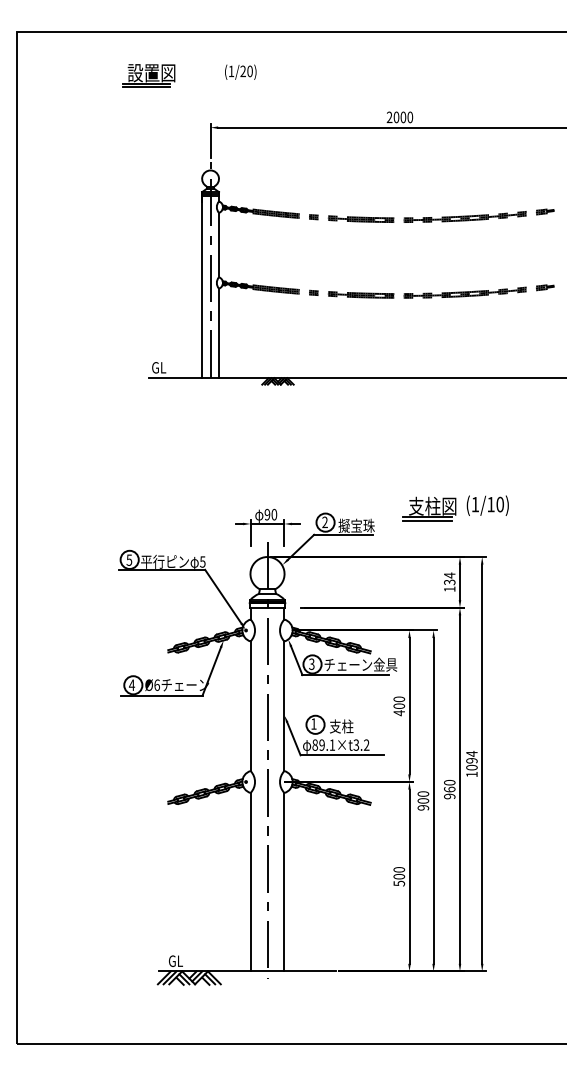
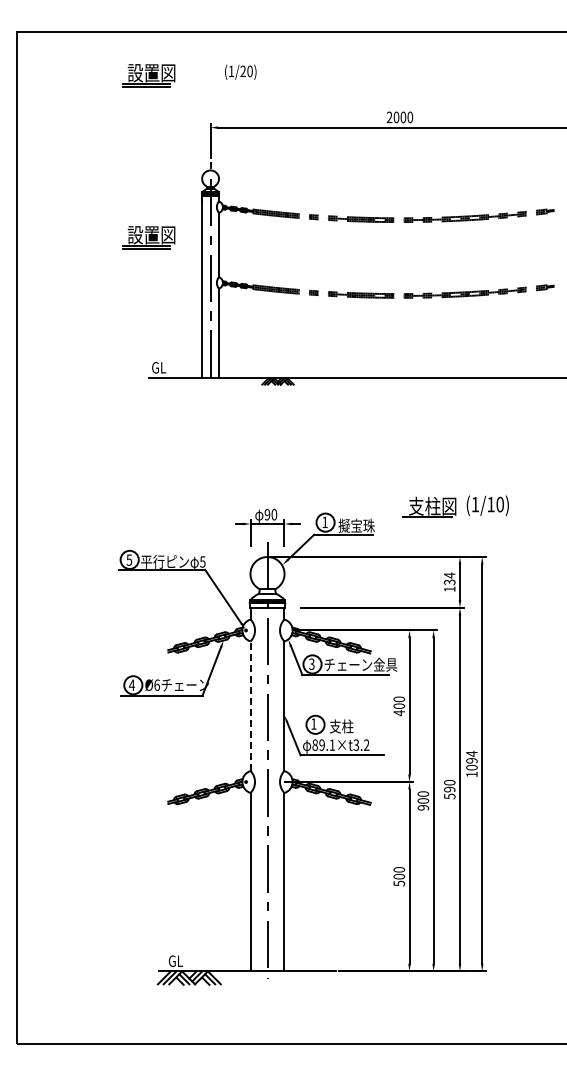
part: none -> present (148, 237)
line: present -> none (427, 520)
text: 2 -> 1 (324, 521)
line: solid -> dashed (250, 706)
text: 960 -> 590 (449, 792)
